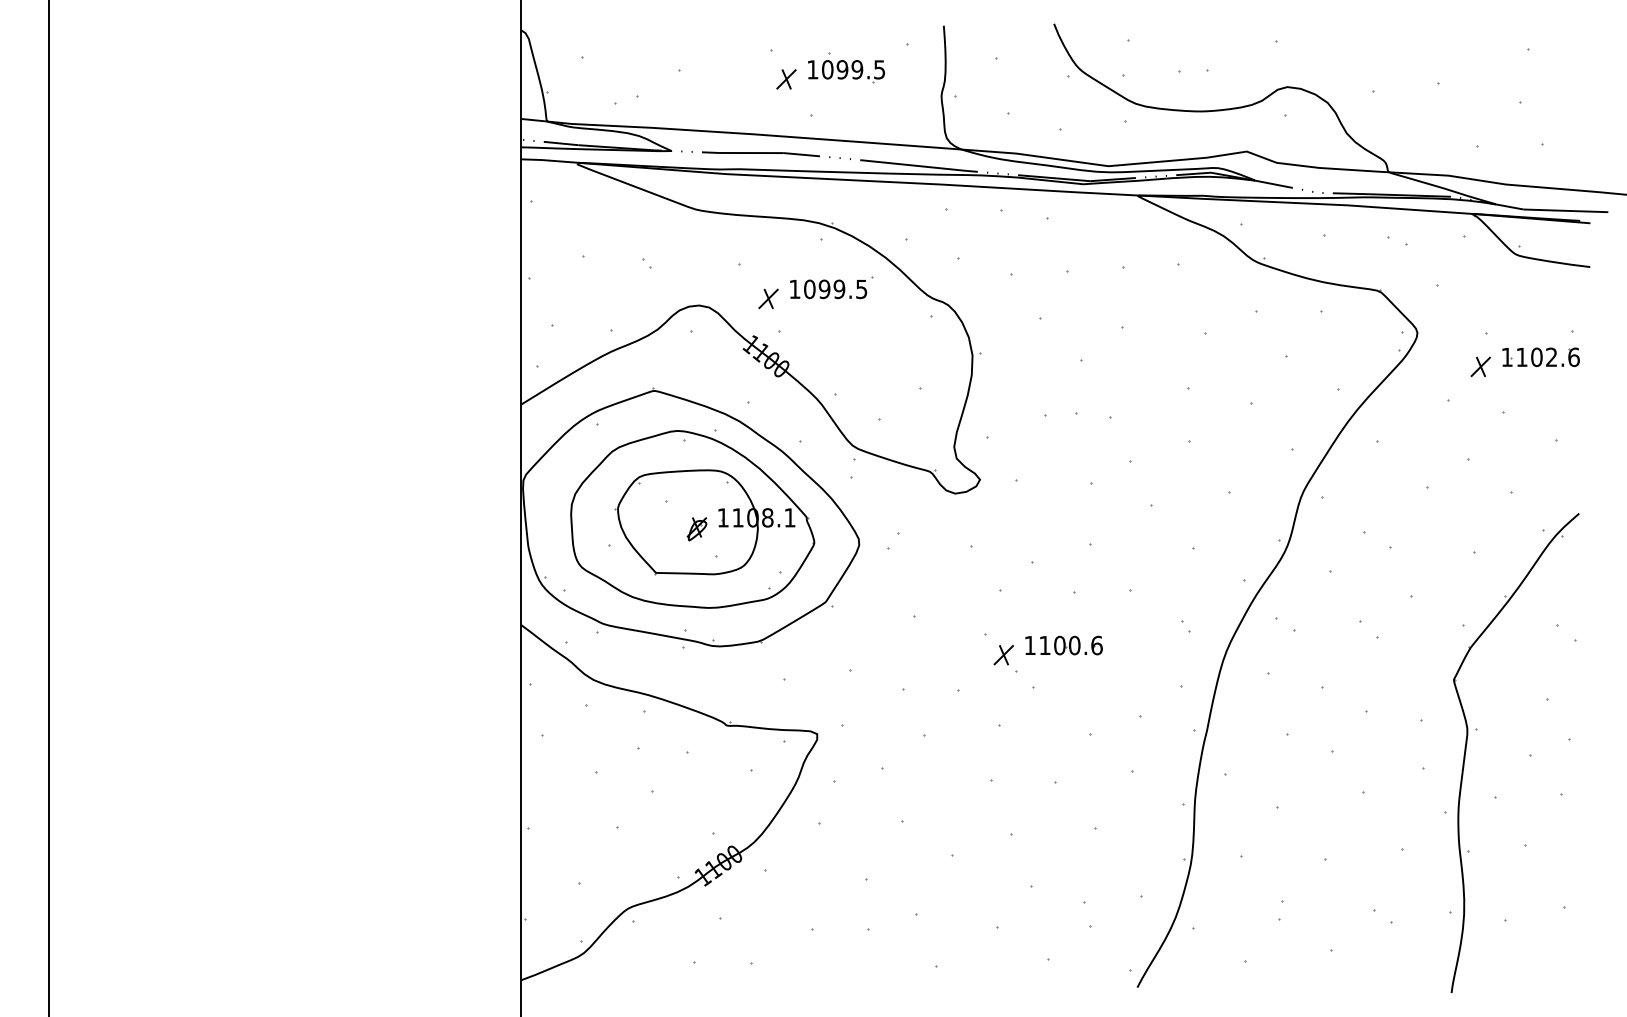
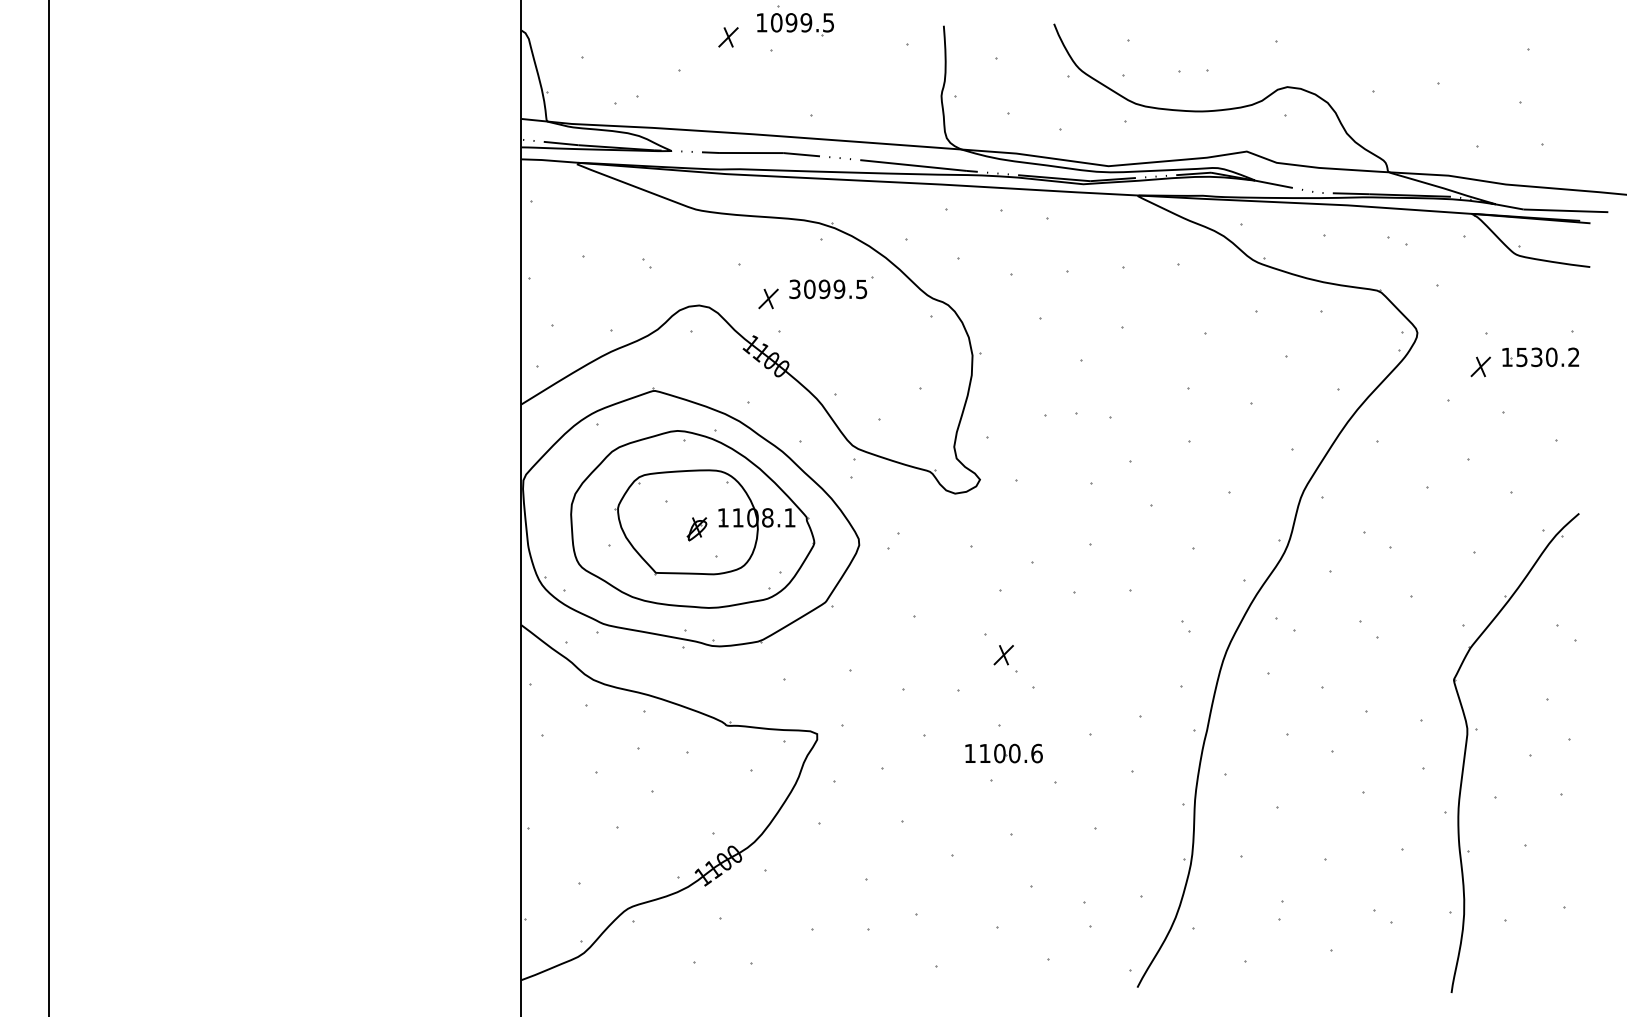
part position: (846, 67) -> (795, 20) (795, 20)
part position: (786, 79) -> (728, 37) (728, 37)
text: 1099.5 -> 3099.5 (794, 289)
text: 1102.6 -> 1530.2 (1547, 357)
part position: (1063, 645) -> (1003, 753) (1003, 753)
